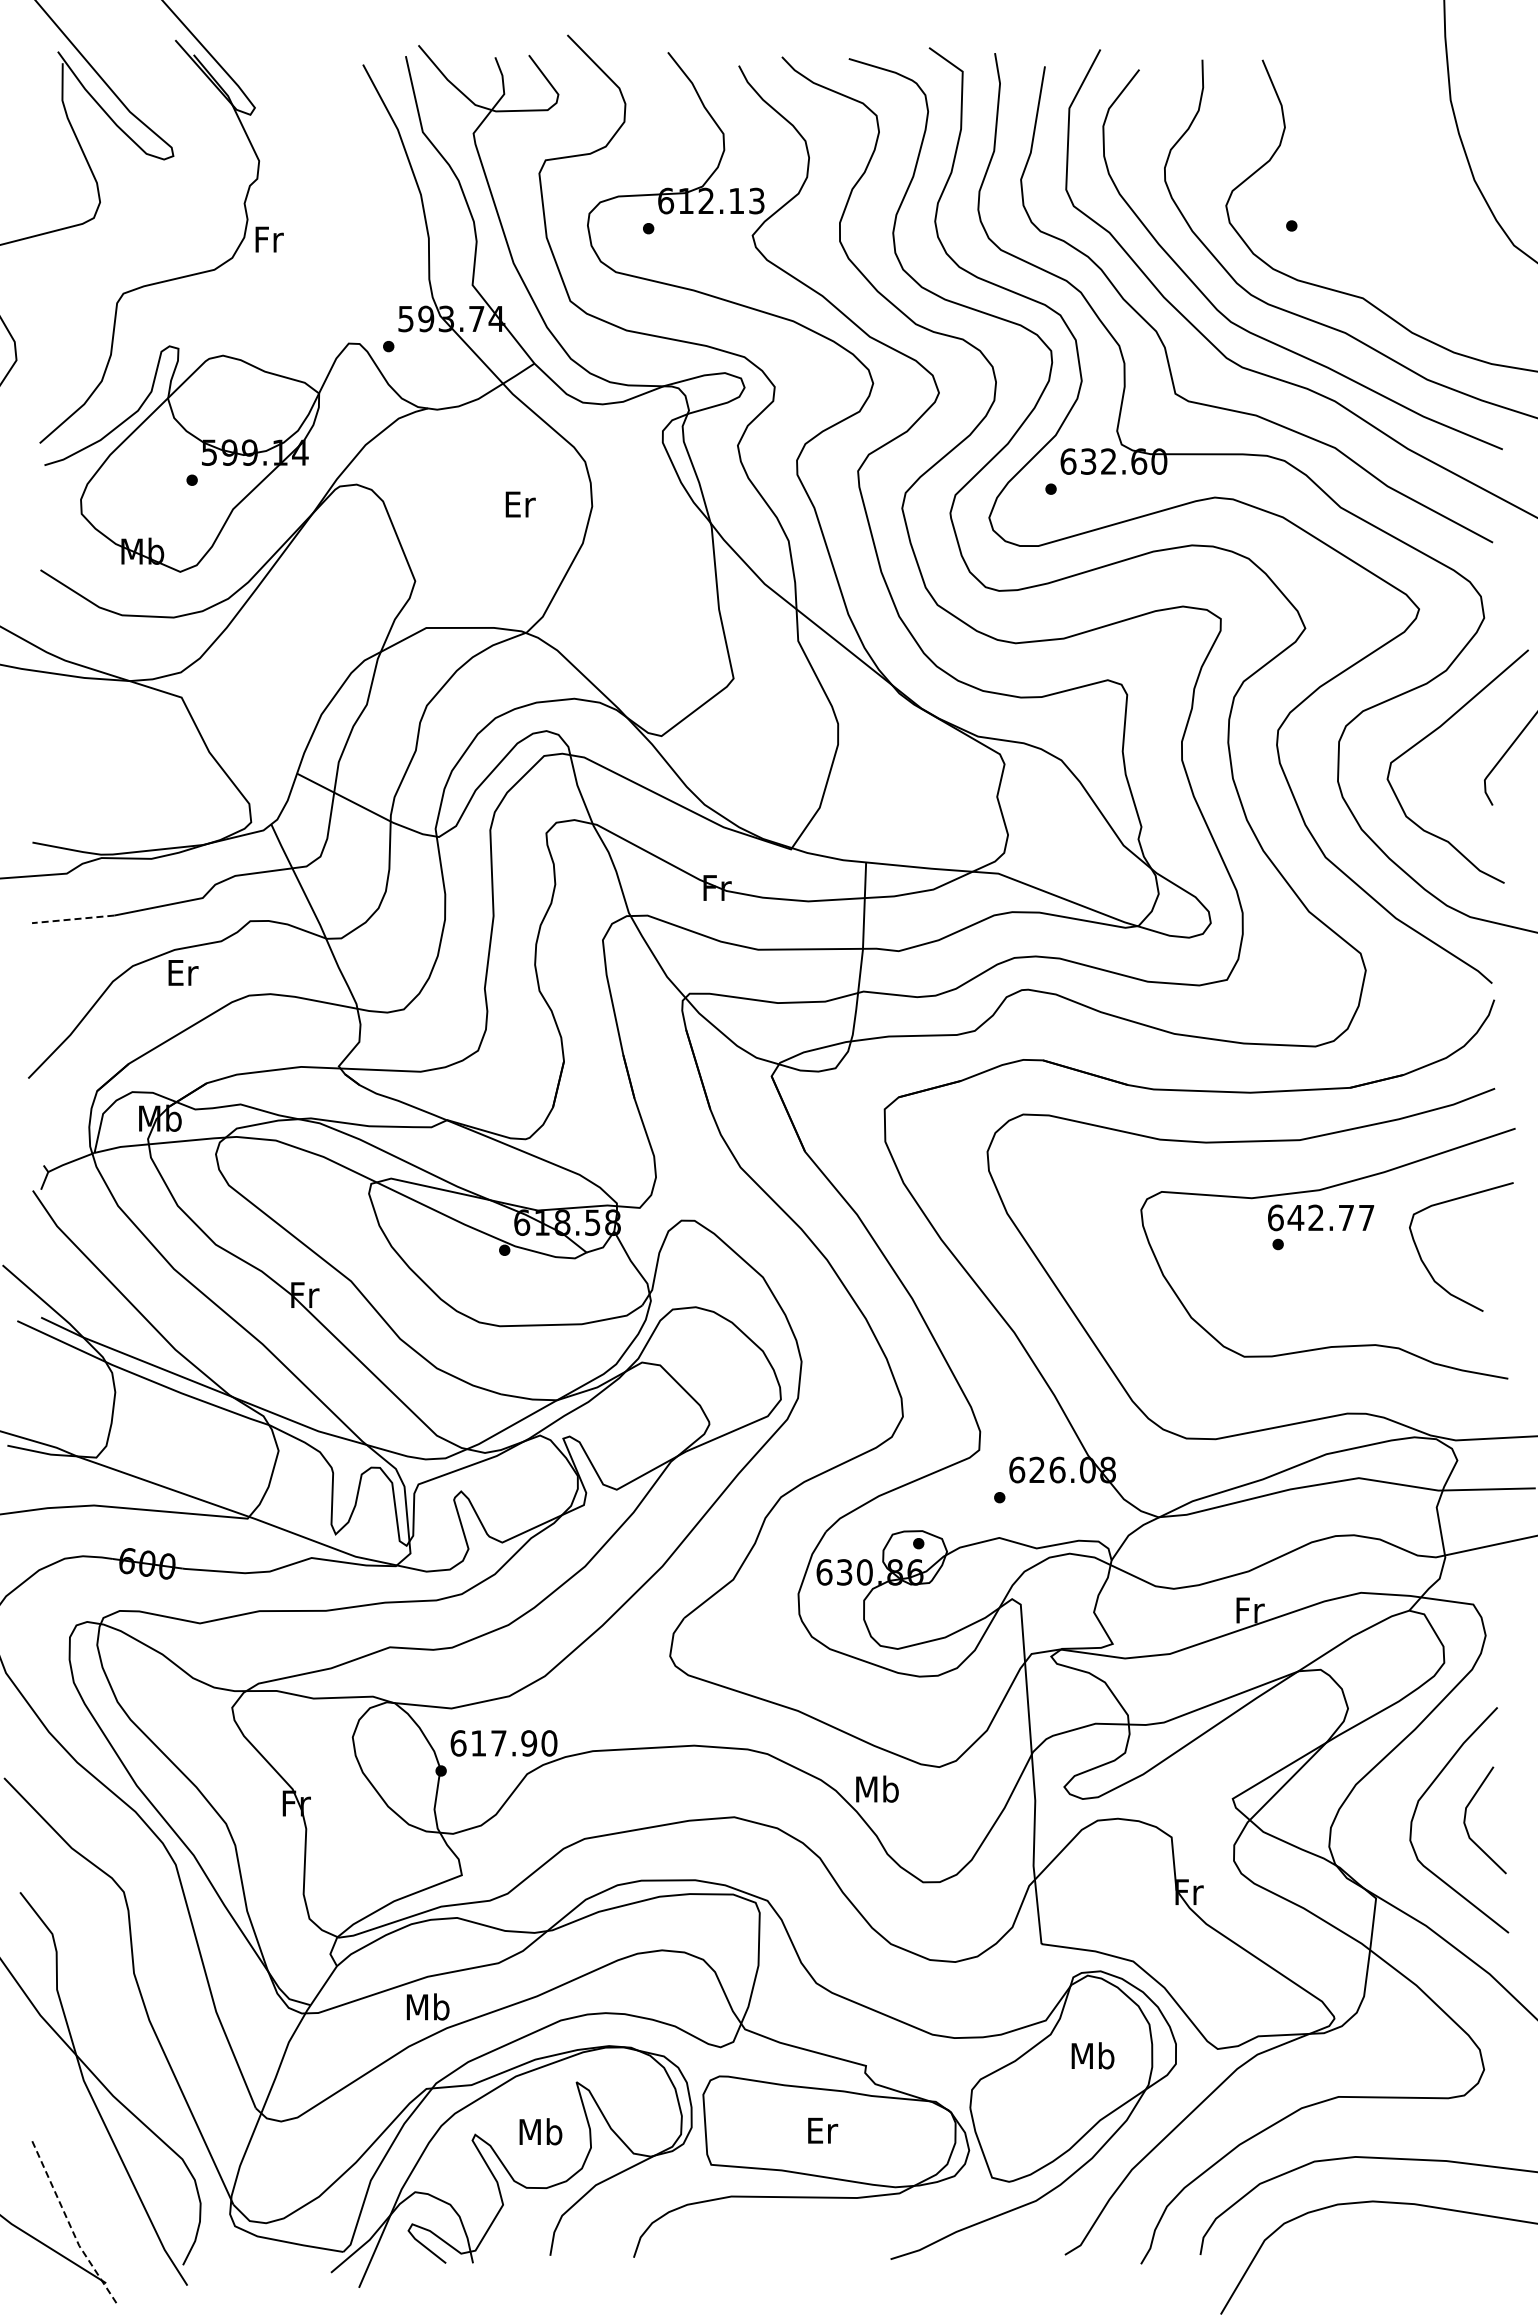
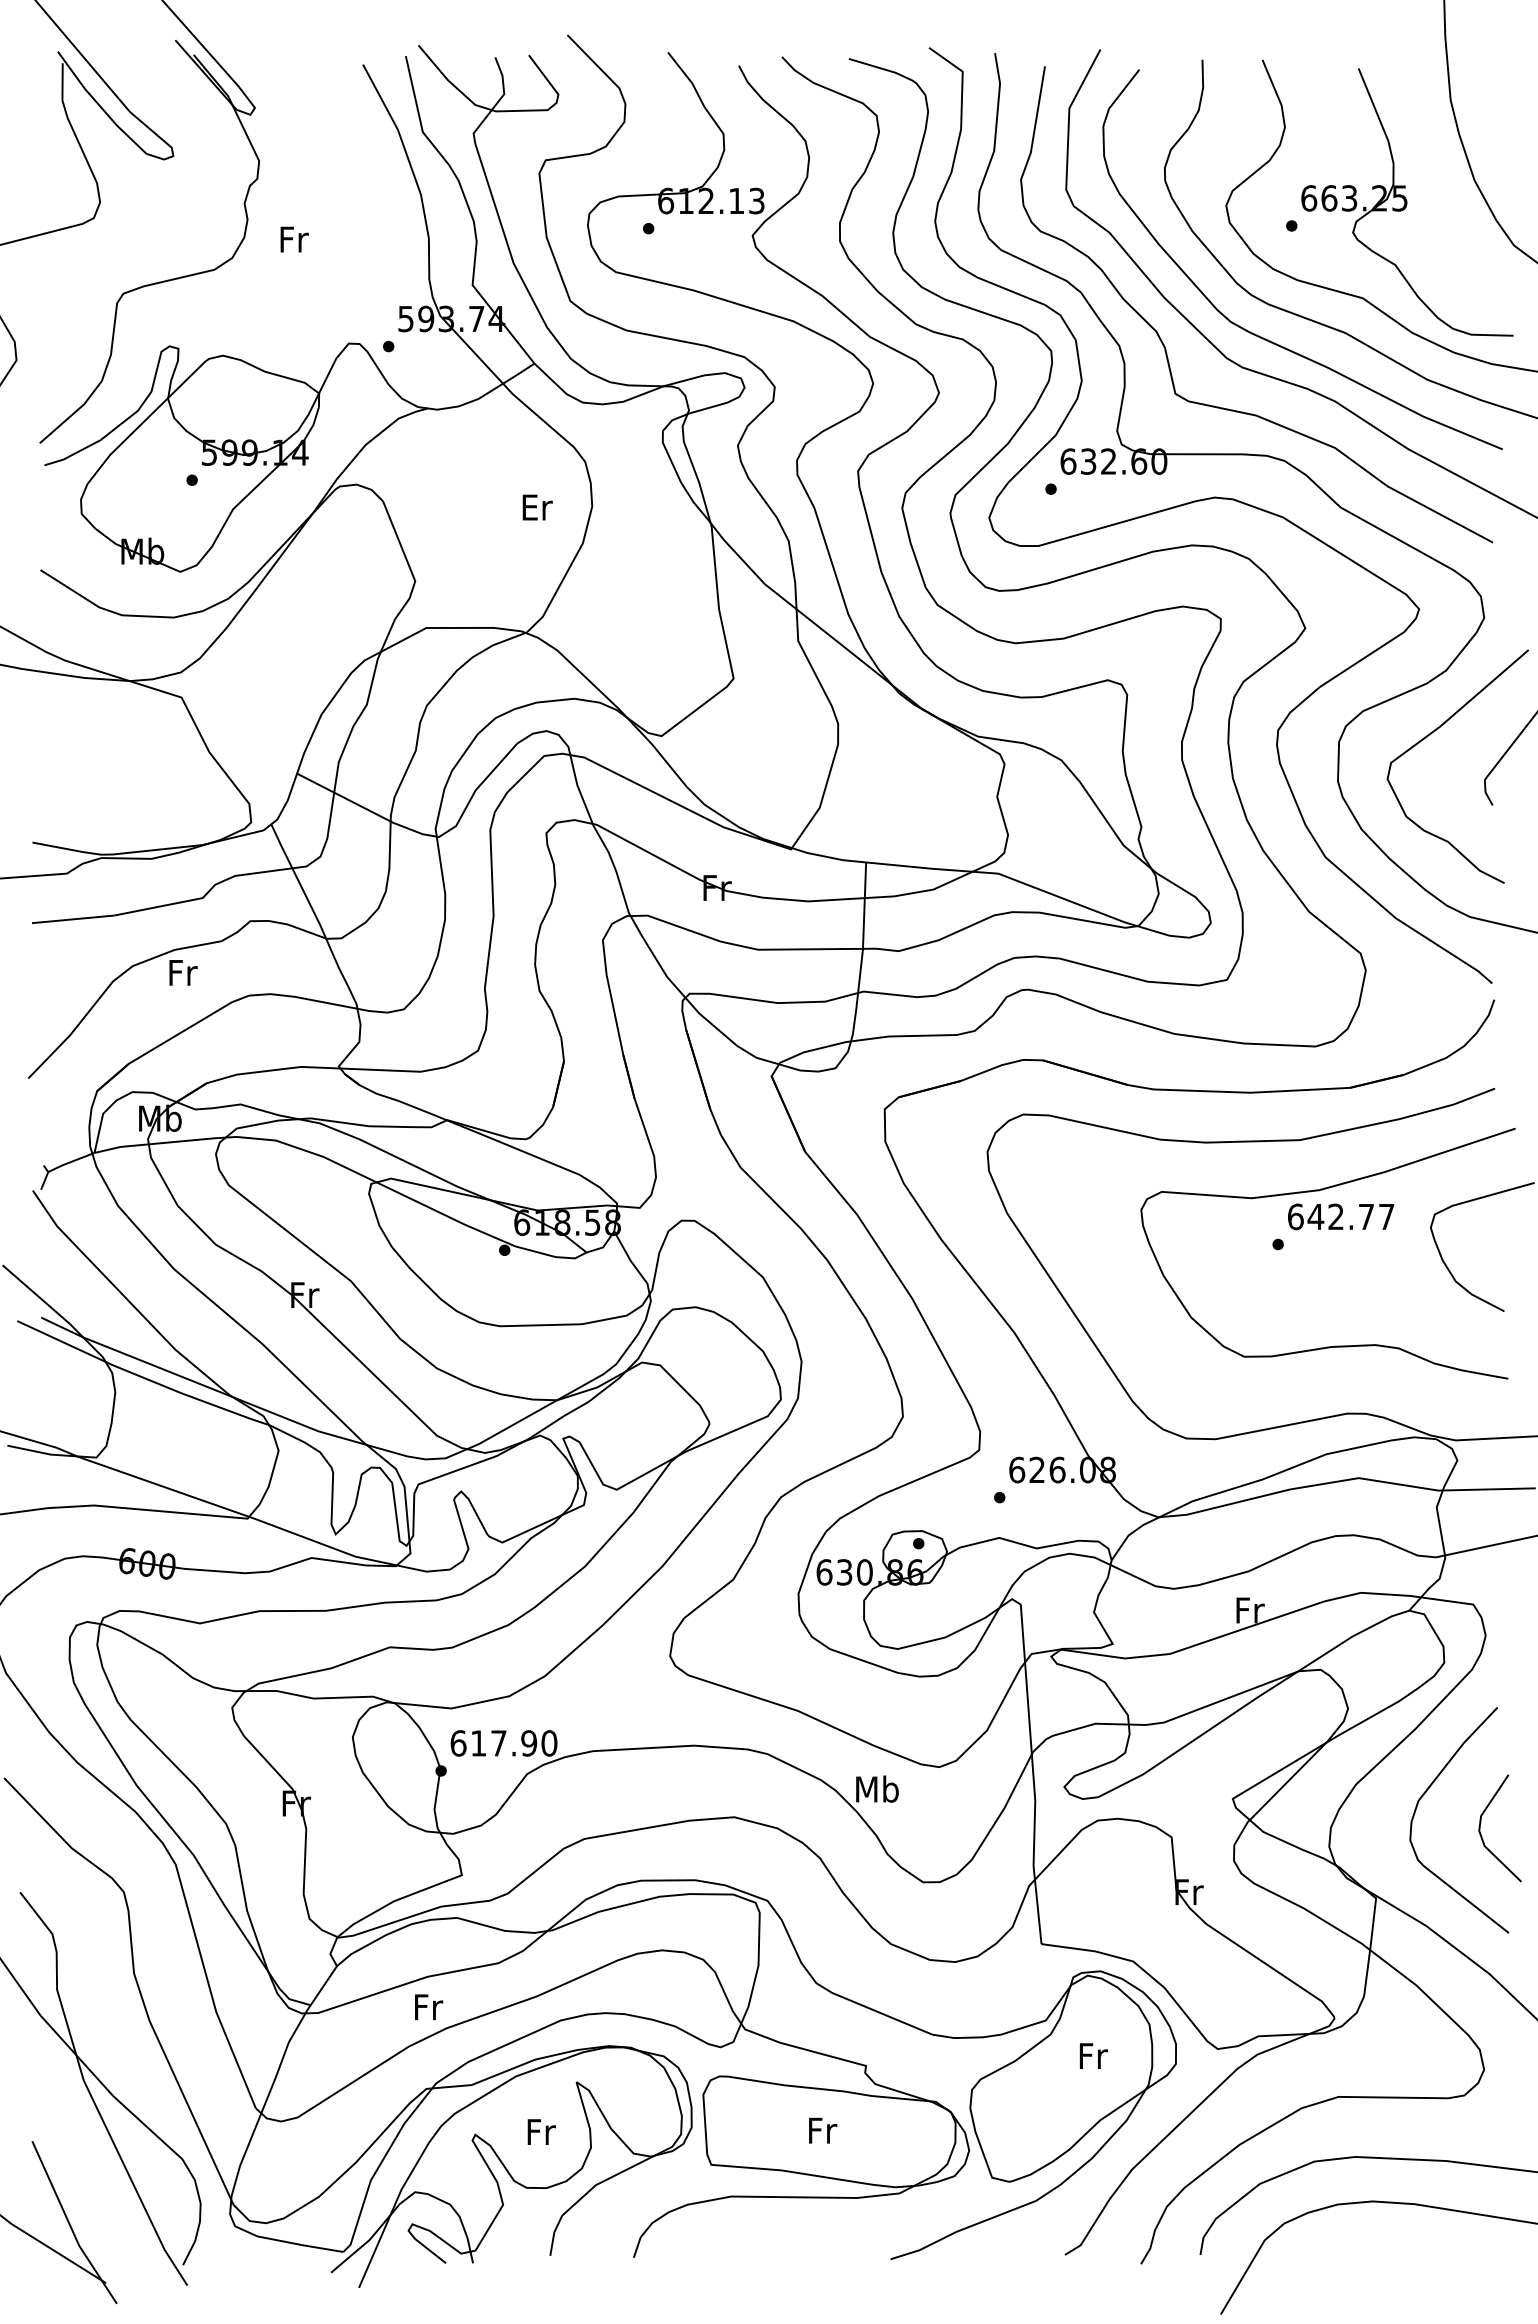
part: none -> present (1407, 202)
text position: (269, 239) -> (294, 239) (294, 239)
text position: (520, 504) -> (537, 507) (537, 507)
line: dashed -> solid (72, 919)
text: Er -> Fr (183, 972)
text position: (1321, 1217) -> (1341, 1216) (1341, 1216)
curve position: (1427, 1267) -> (1448, 1267) (1448, 1267)
line position: (1466, 1815) -> (1481, 1823) (1481, 1823)
text: Mb -> Fr (427, 2006)
text: Mb -> Fr (1092, 2055)
text: Er -> Fr (823, 2130)
text: Mb -> Fr (540, 2131)
line: dashed -> solid (70, 2225)
